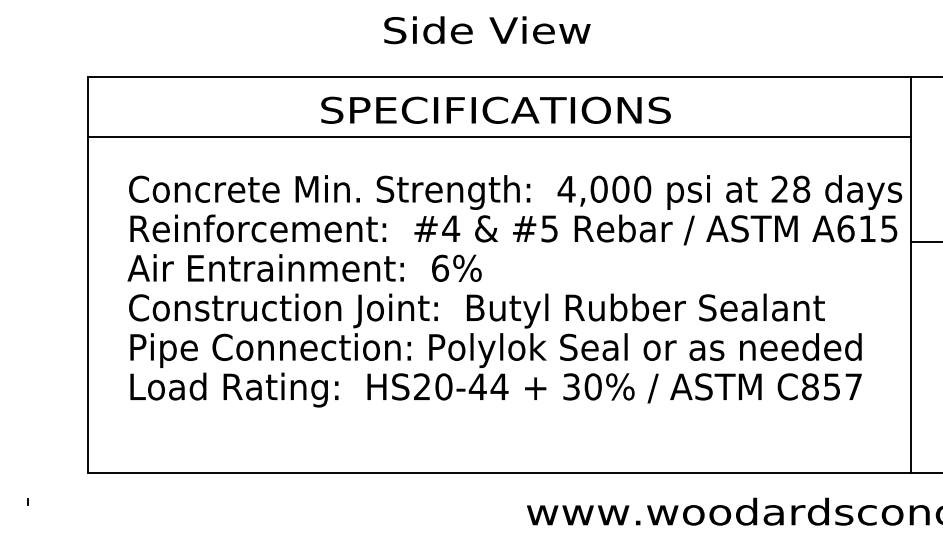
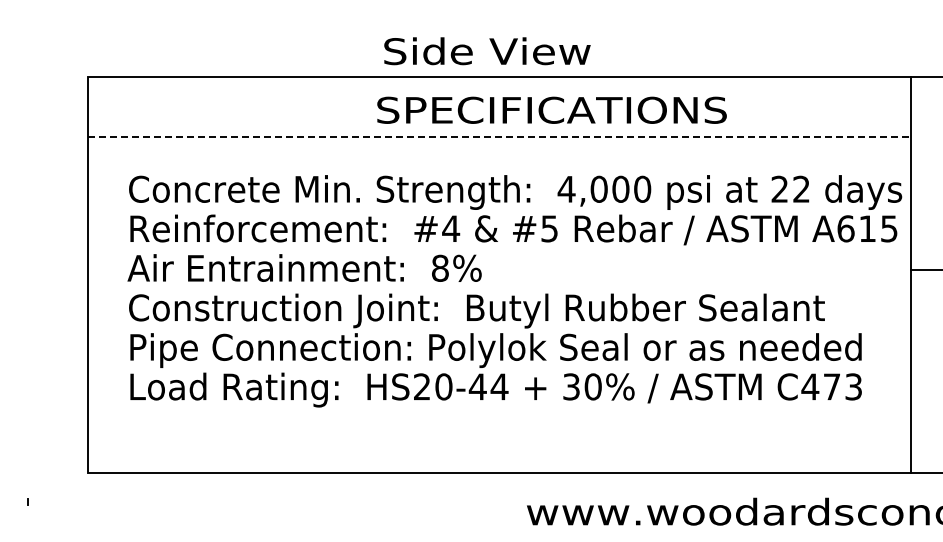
text position: (487, 30) -> (487, 51) (487, 51)
text position: (495, 109) -> (551, 109) (551, 109)
line: solid -> dashed (499, 136)
text: 28 -> 22 (801, 188)
line position: (924, 242) -> (924, 270) (924, 270)
text: 6% -> 8% (440, 267)
text: C857 -> C473 (831, 386)
